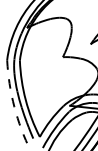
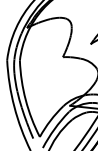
arc: dashed -> solid (14, 106)
